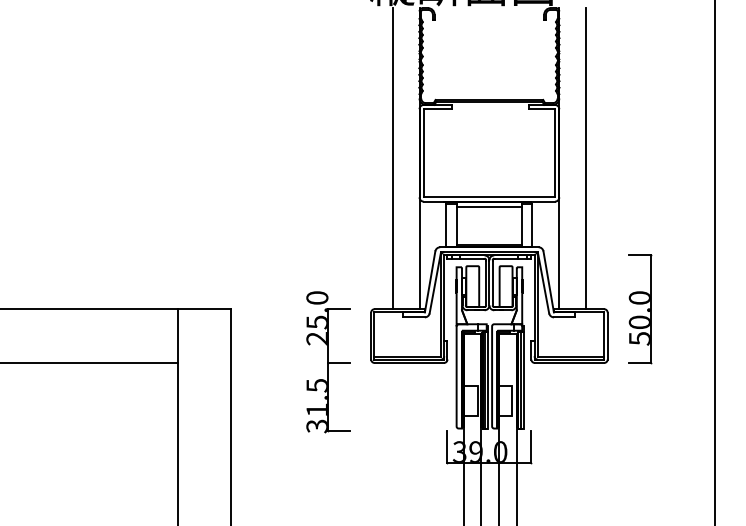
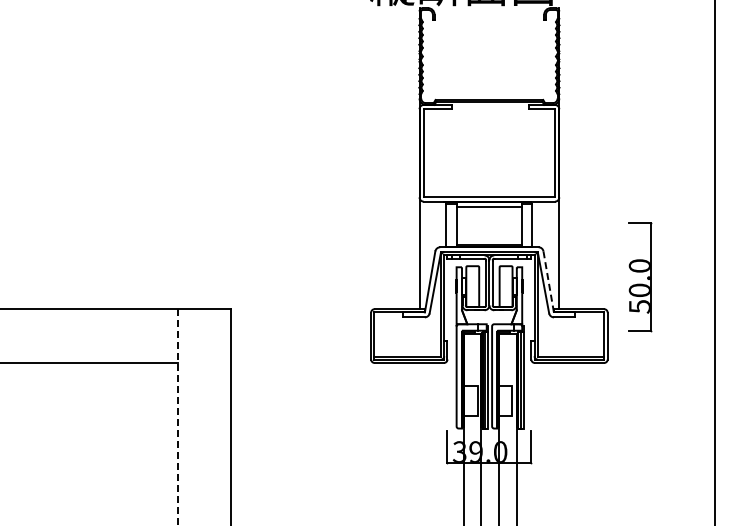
line: present -> none (392, 158)
line: present -> none (586, 158)
line: solid -> dashed (548, 281)
part position: (640, 309) -> (640, 277) (640, 277)
part: present -> none (328, 362)
line: solid -> dashed (177, 418)
